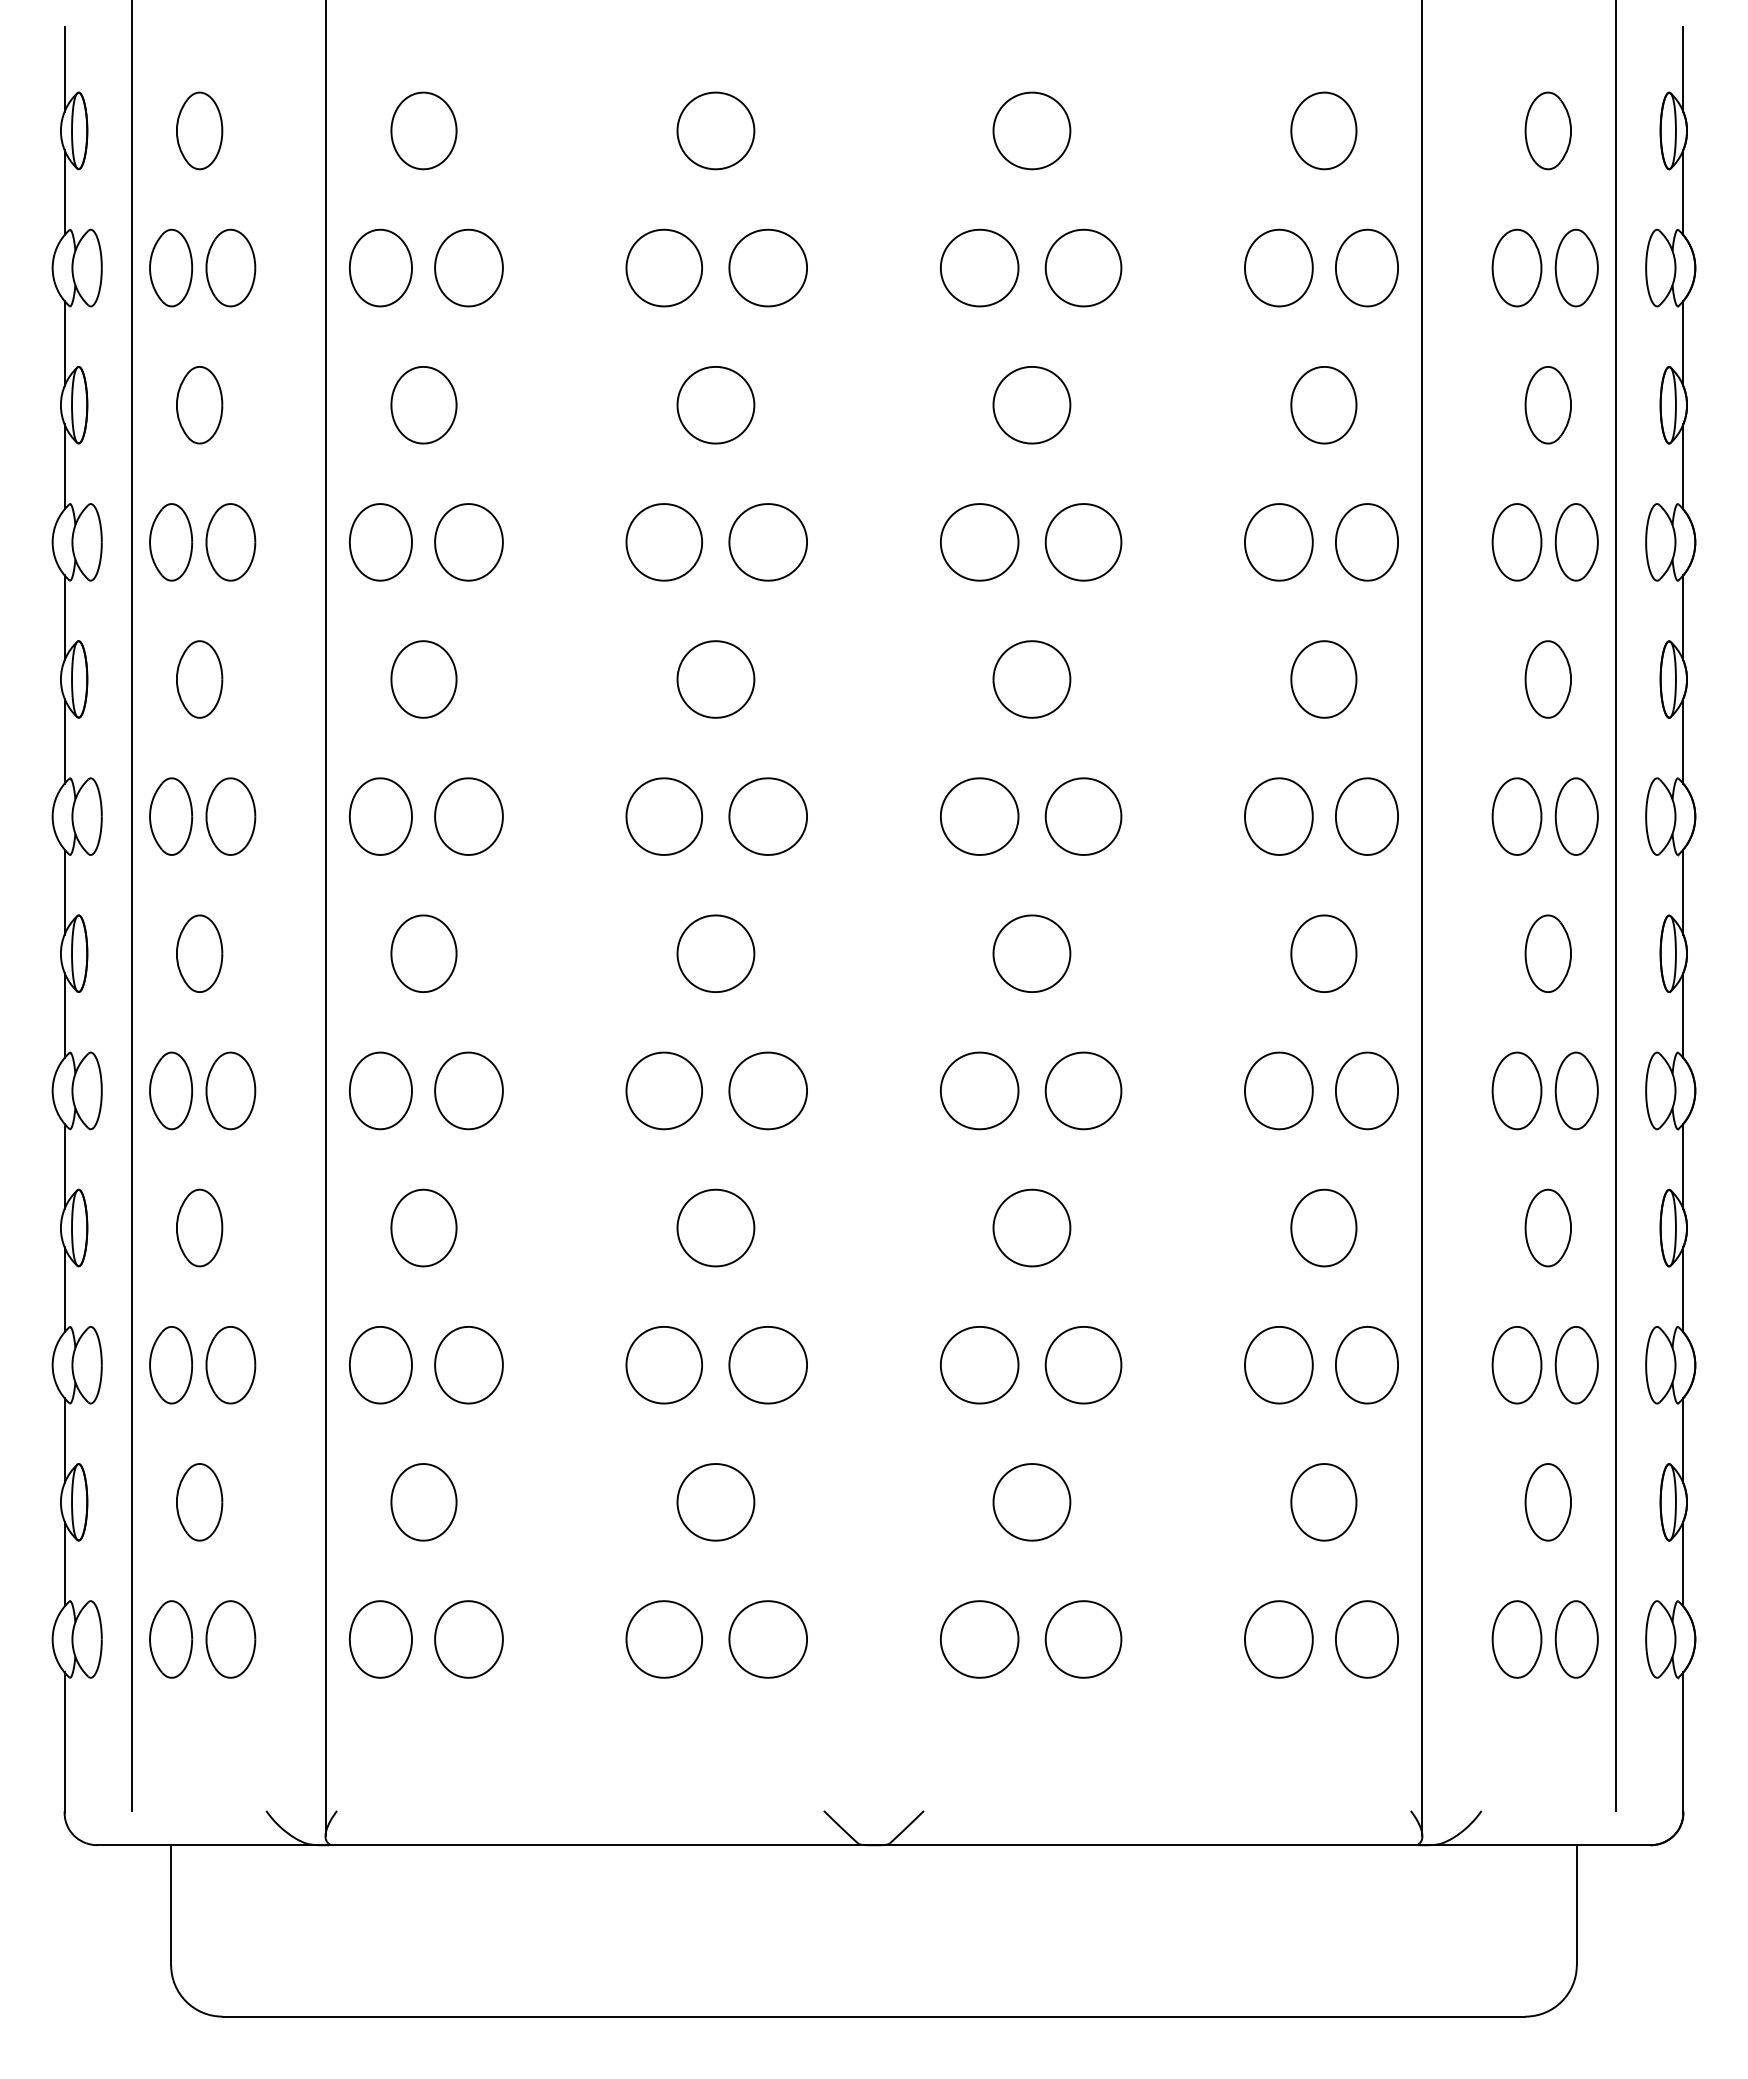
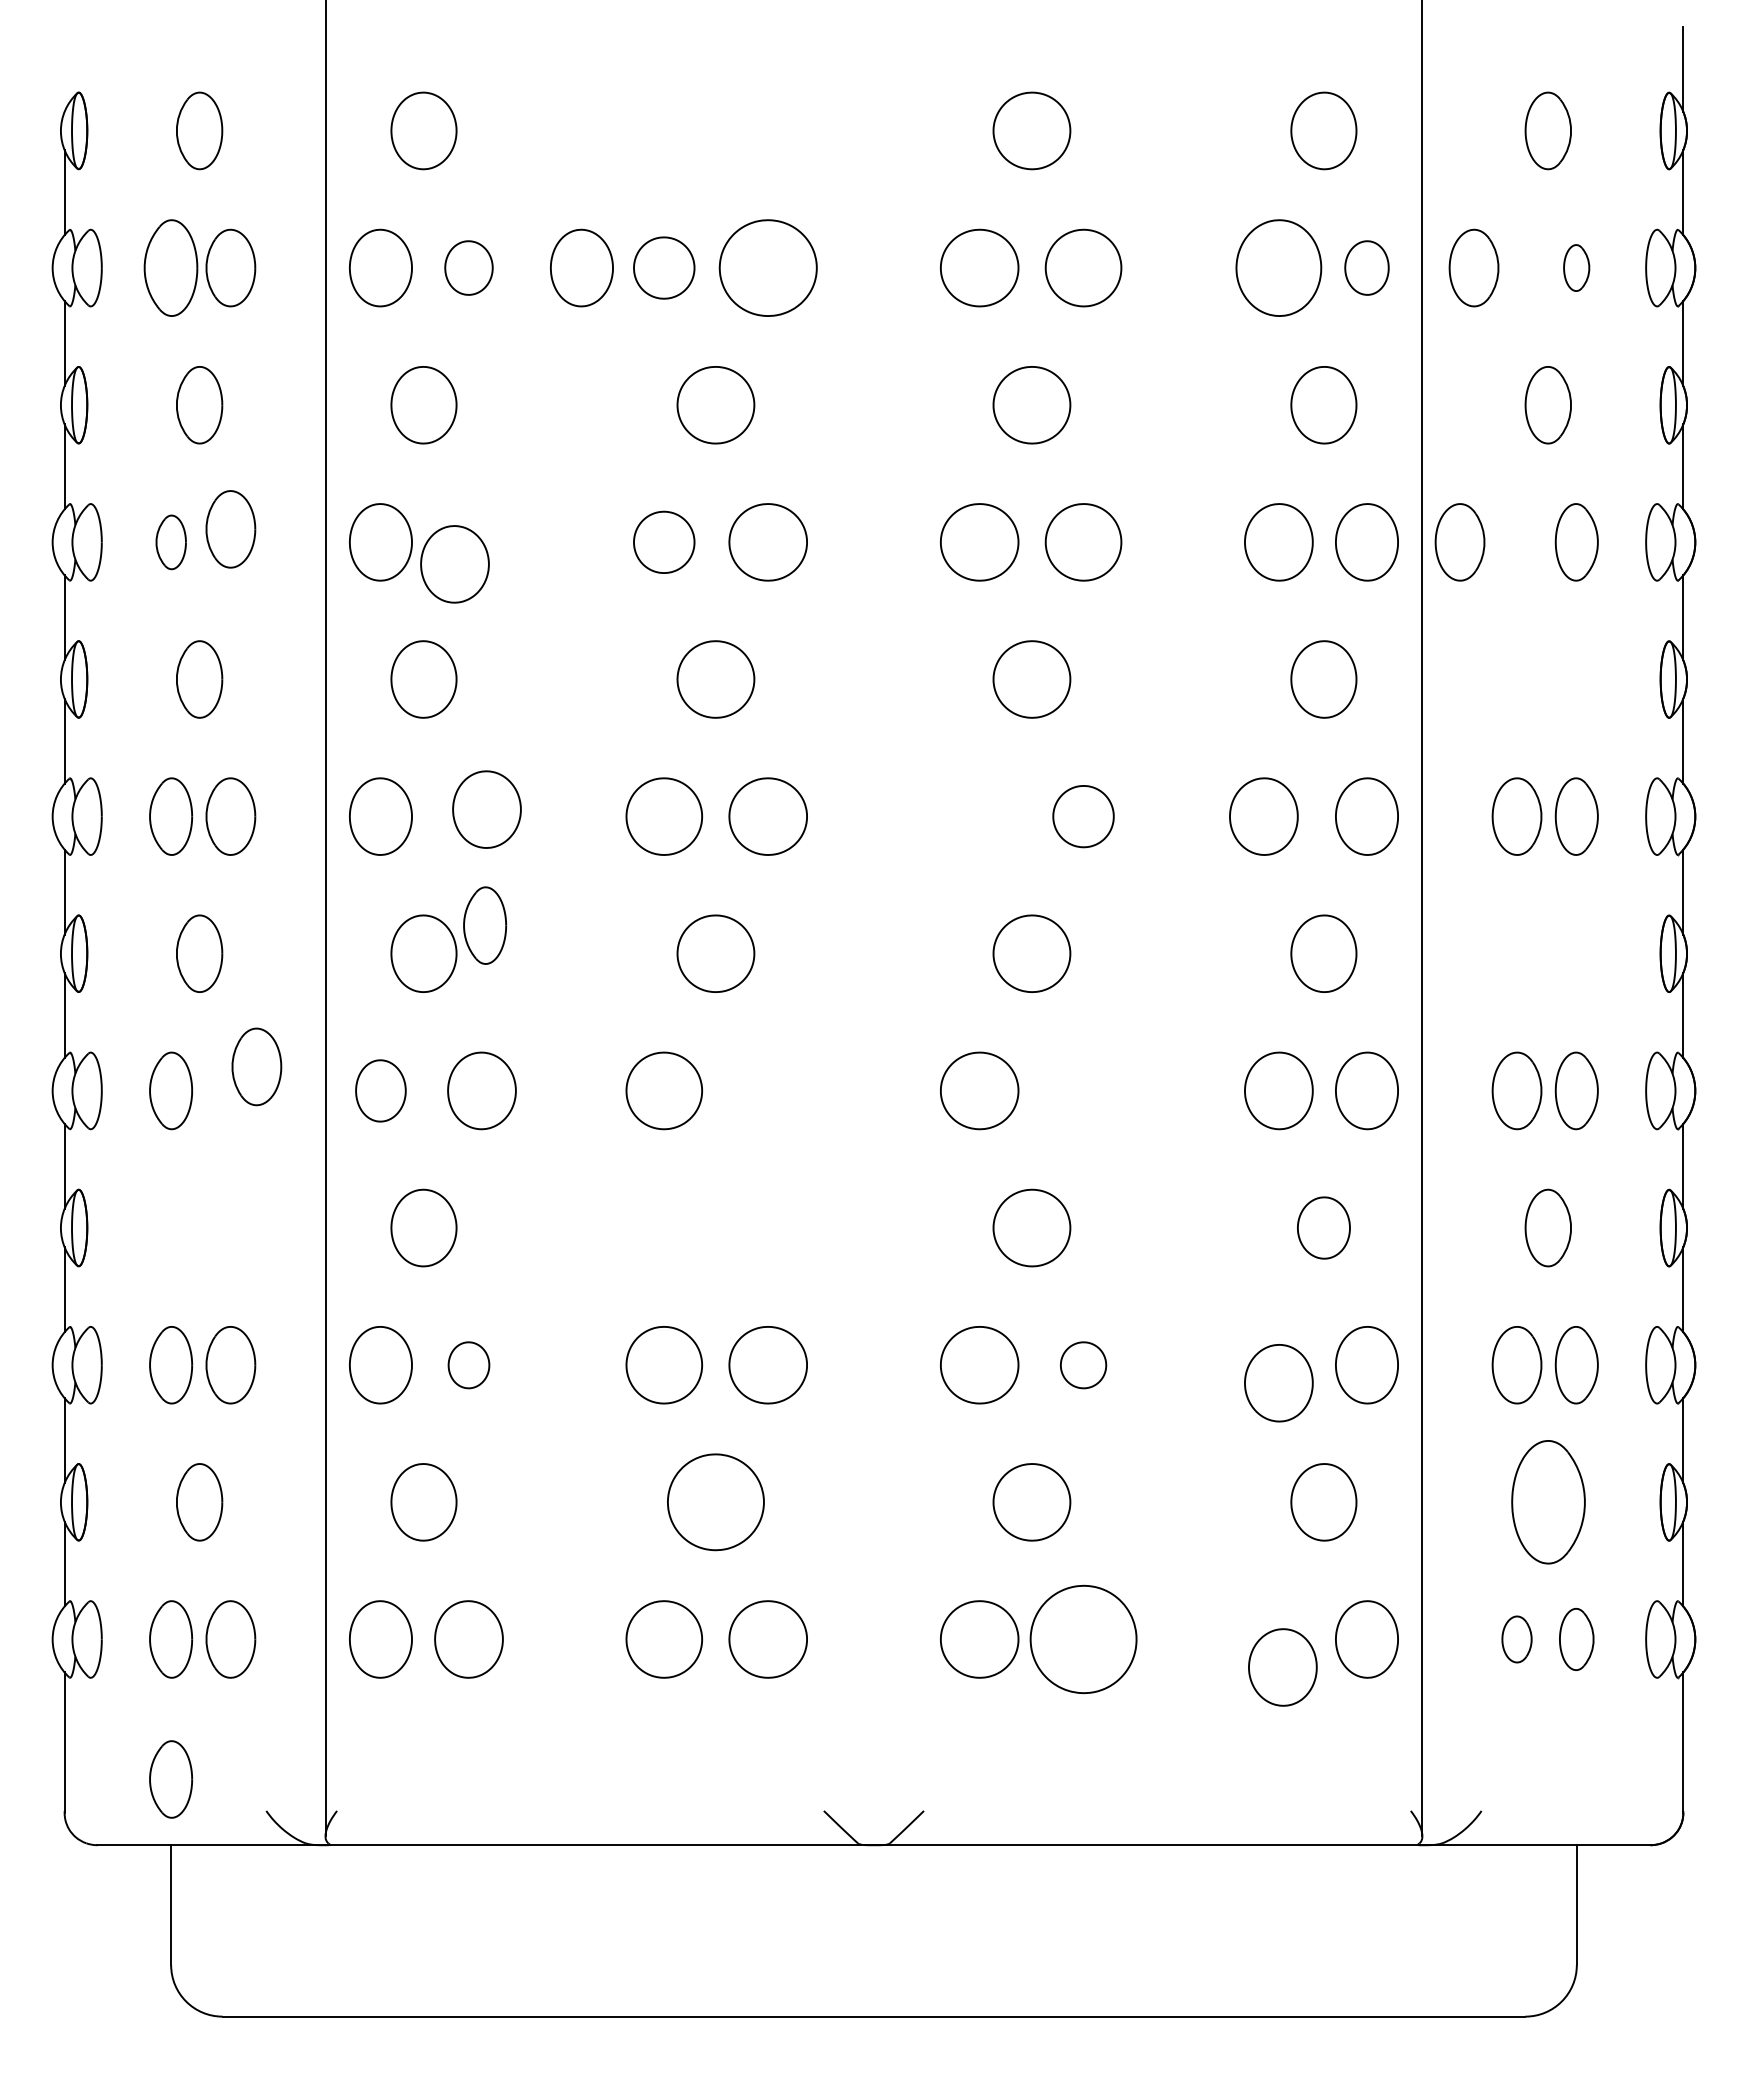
line: present -> none (64, 68)
part: present -> none (715, 130)
part size: 45x80 px -> 56x98 px (170, 267)
part size: 70x80 px -> 50x56 px (468, 267)
part: none -> present (581, 267)
part size: 78x80 px -> 63x64 px (664, 267)
part size: 80x80 px -> 100x98 px (767, 267)
part size: 70x80 px -> 88x98 px (1278, 267)
part size: 64x80 px -> 46x56 px (1366, 267)
part position: (1516, 267) -> (1473, 267) (1473, 267)
part size: 45x80 px -> 28x48 px (1576, 267)
part size: 45x79 px -> 32x57 px (170, 542)
part position: (230, 542) -> (230, 529) (230, 529)
part position: (468, 542) -> (454, 564) (454, 564)
part size: 78x79 px -> 63x64 px (664, 541)
part position: (1516, 542) -> (1459, 542) (1459, 542)
part: present -> none (1547, 679)
part position: (468, 816) -> (486, 809) (486, 809)
part: present -> none (979, 816)
part size: 79x79 px -> 63x64 px (1083, 816)
part position: (1278, 816) -> (1263, 816) (1263, 816)
line: present -> none (131, 906)
line: present -> none (1616, 906)
part: none -> present (485, 925)
part: present -> none (1547, 953)
part position: (230, 1090) -> (256, 1066) (256, 1066)
part size: 64x80 px -> 52x64 px (380, 1090)
part position: (468, 1090) -> (481, 1090) (481, 1090)
part: present -> none (767, 1090)
part: present -> none (1083, 1090)
part: present -> none (199, 1227)
part: present -> none (715, 1227)
part size: 68x80 px -> 54x64 px (1323, 1227)
part size: 70x79 px -> 44x49 px (468, 1365)
part size: 79x79 px -> 48x49 px (1083, 1365)
part position: (1278, 1365) -> (1278, 1383) (1278, 1383)
part size: 80x79 px -> 98x99 px (715, 1502)
part size: 48x79 px -> 75x125 px (1548, 1502)
part size: 79x79 px -> 109x111 px (1083, 1639)
part position: (1278, 1639) -> (1282, 1667) (1282, 1667)
part size: 52x79 px -> 32x49 px (1516, 1639)
part size: 45x79 px -> 36x63 px (1576, 1639)
part: none -> present (171, 1779)
